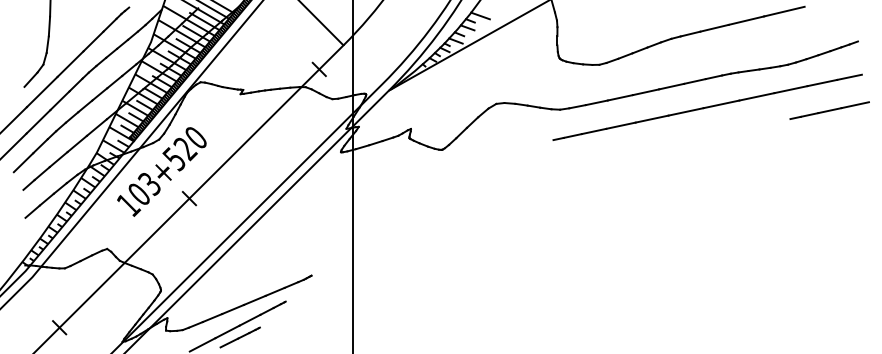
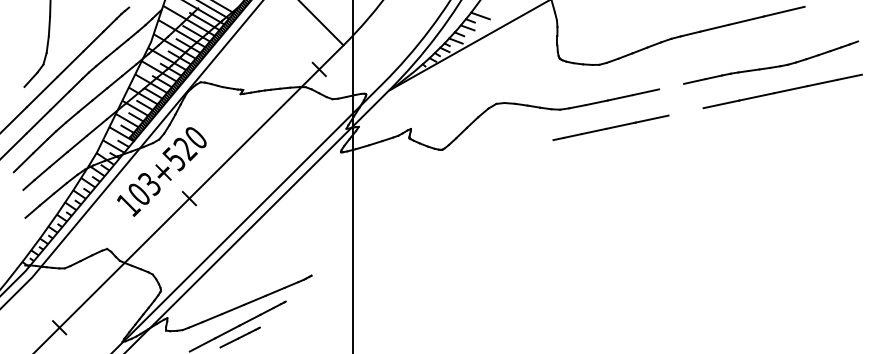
line: present -> none (671, 86)
line: present -> none (829, 110)
line: present -> none (685, 111)
